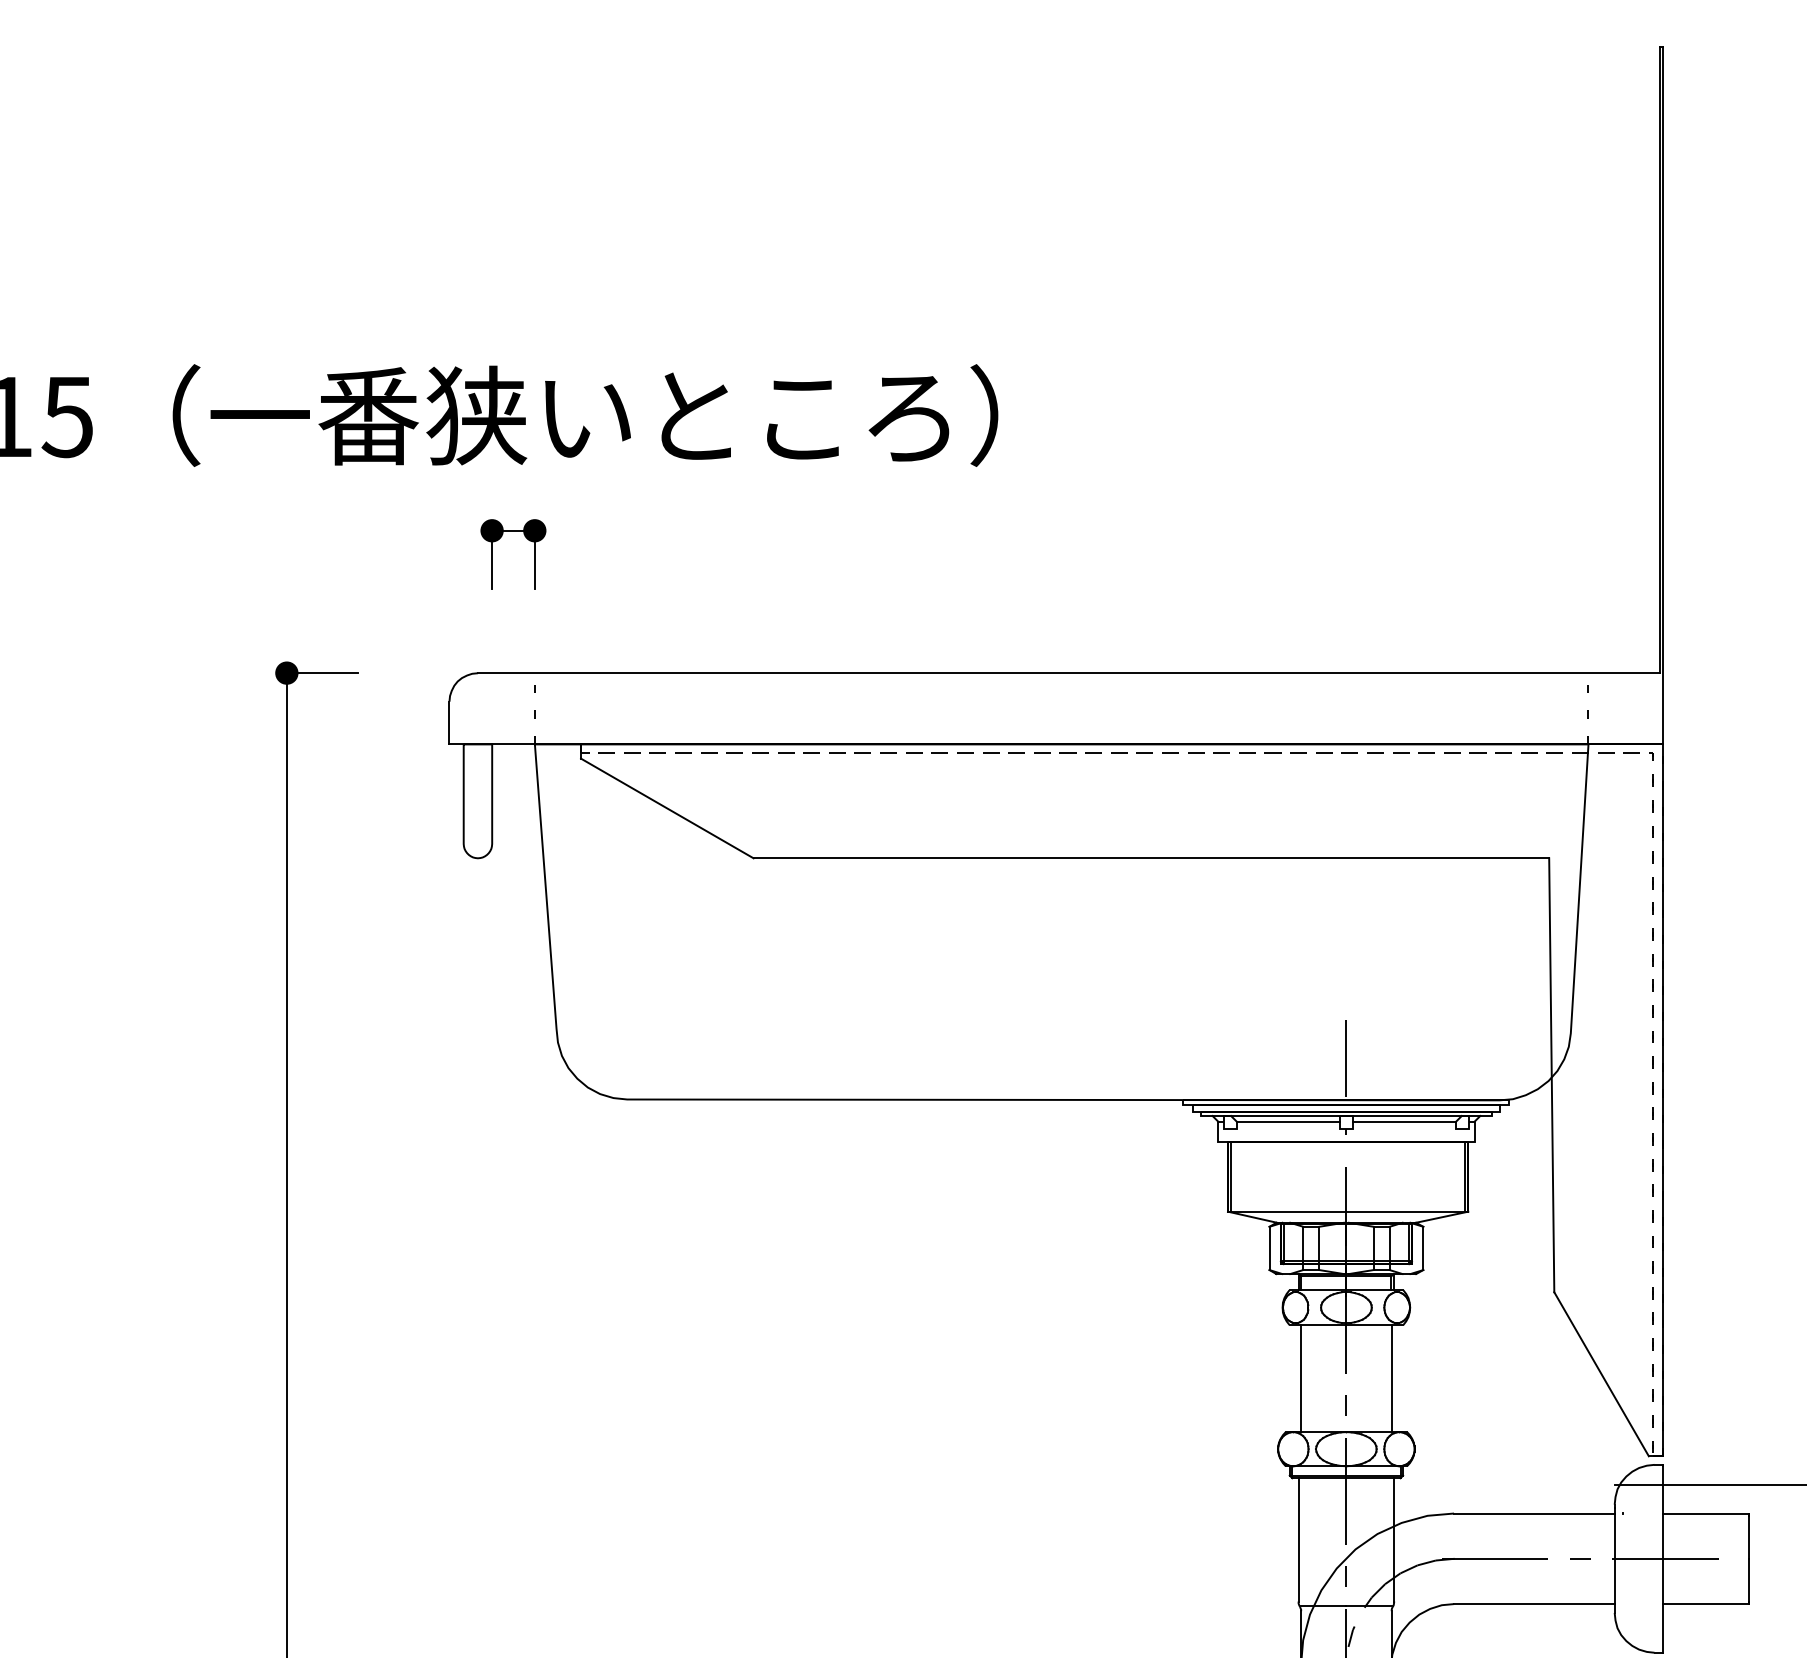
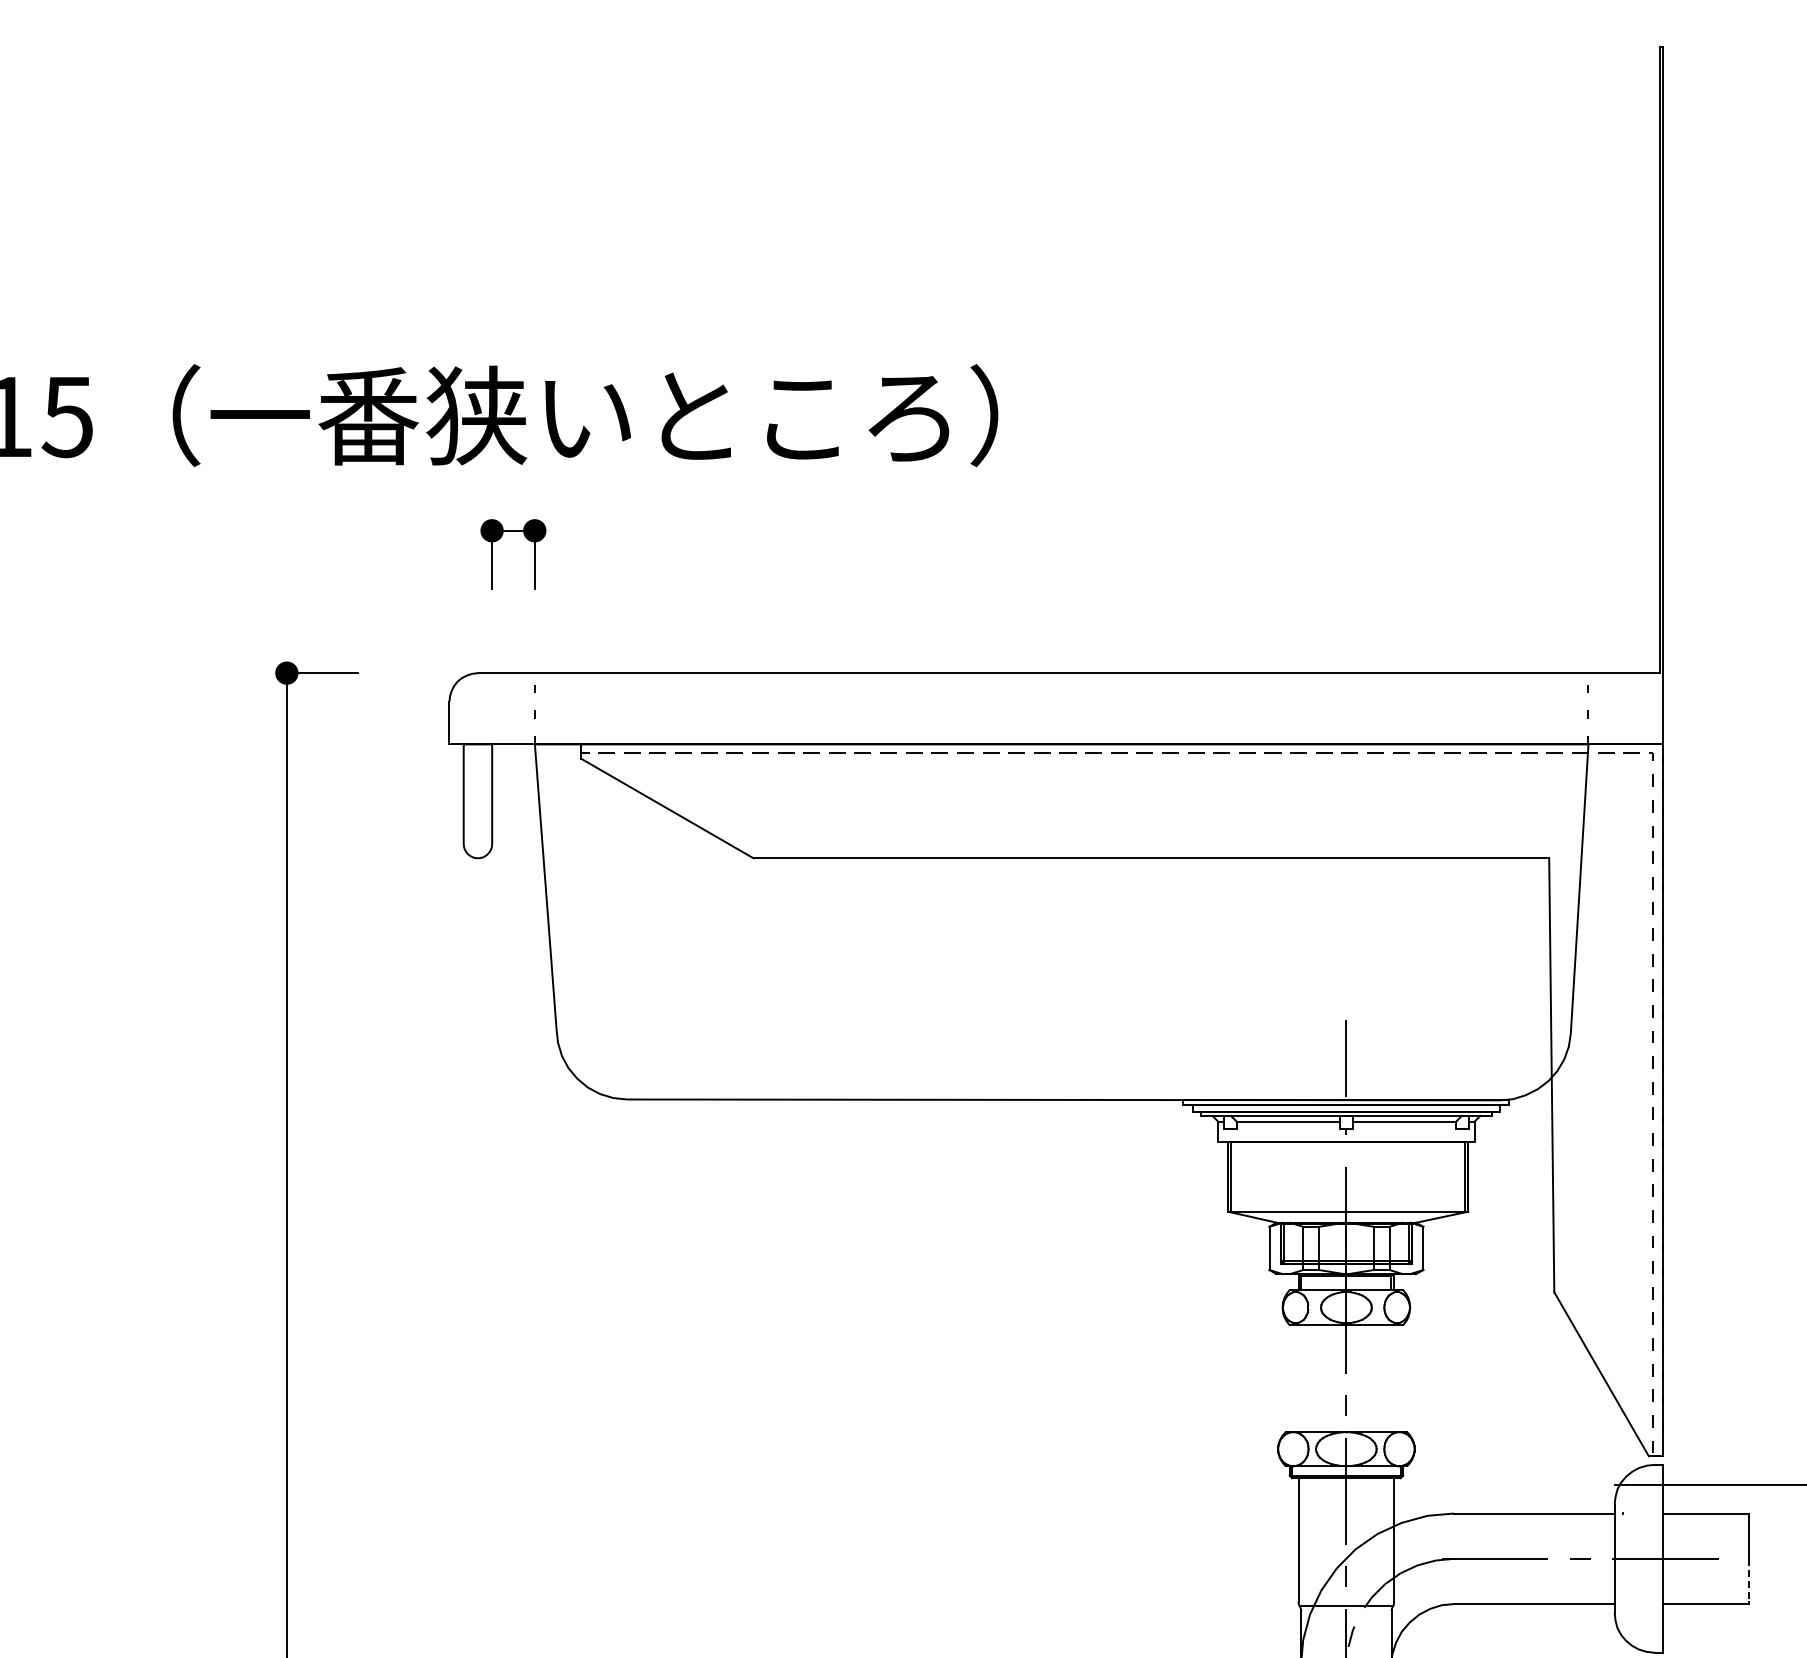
line: present -> none (1301, 1378)
line: present -> none (1391, 1378)
line: solid -> dashed (1748, 1580)
